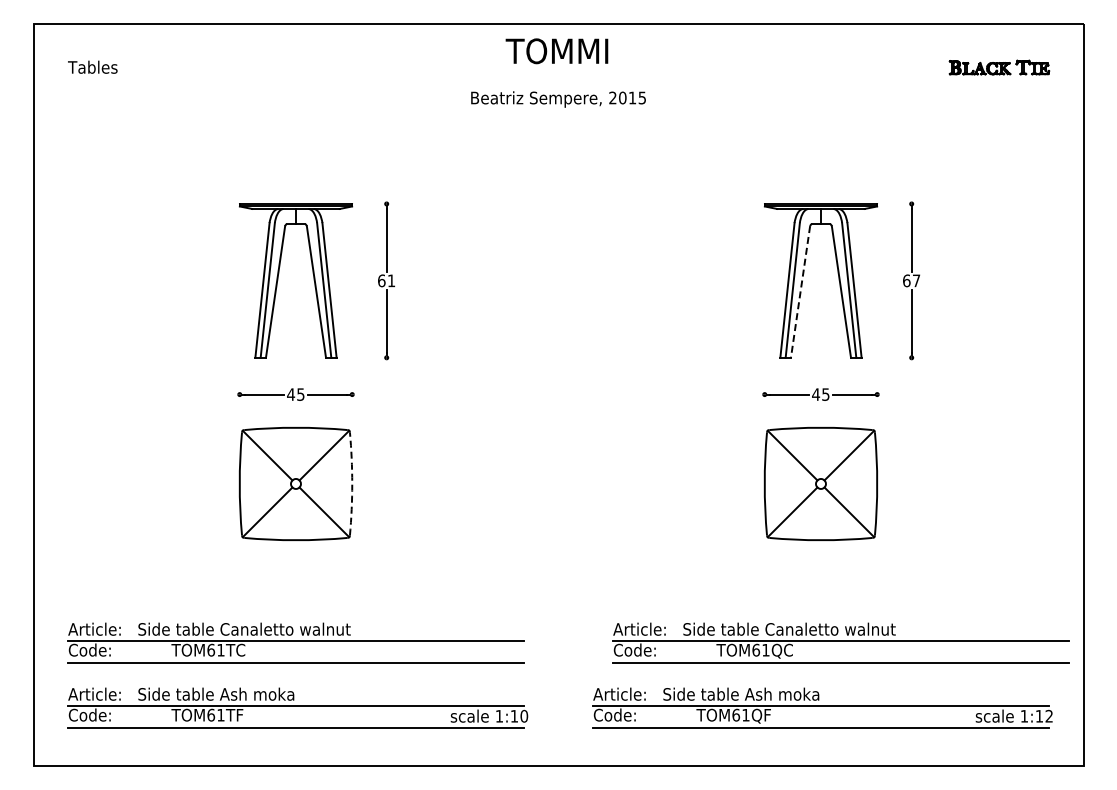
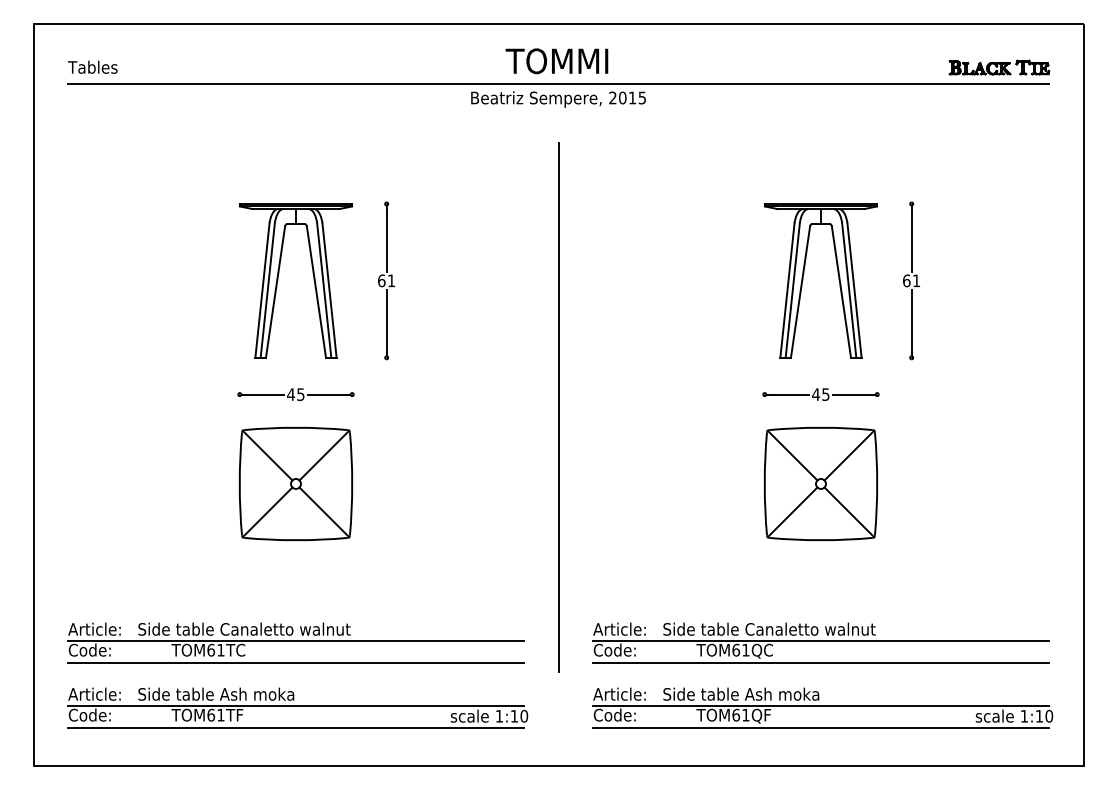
text position: (556, 51) -> (556, 61) (556, 61)
line: none -> present (558, 83)
text: 67 -> 61 (916, 280)
line: dashed -> solid (800, 291)
line: none -> present (558, 407)
arc: dashed -> solid (352, 483)
part position: (840, 642) -> (820, 642) (820, 642)
text: 1:12 -> 1:10 (1049, 716)
